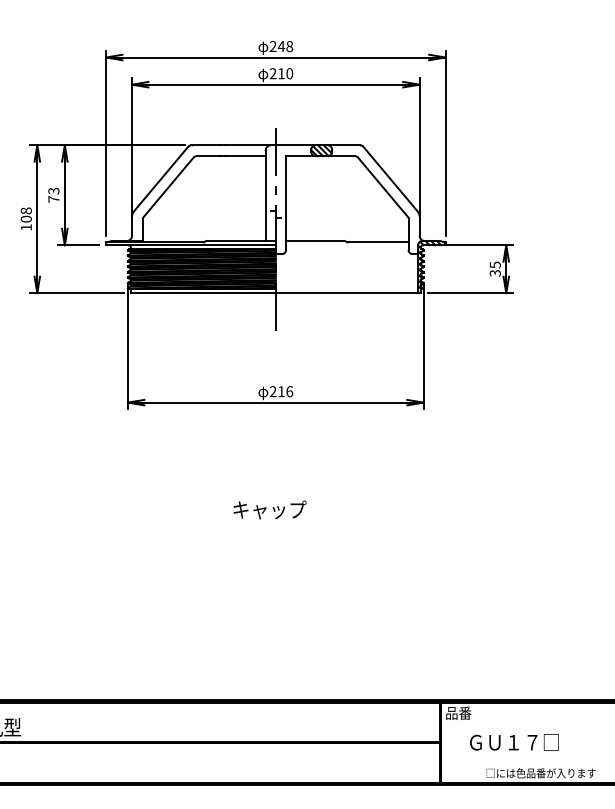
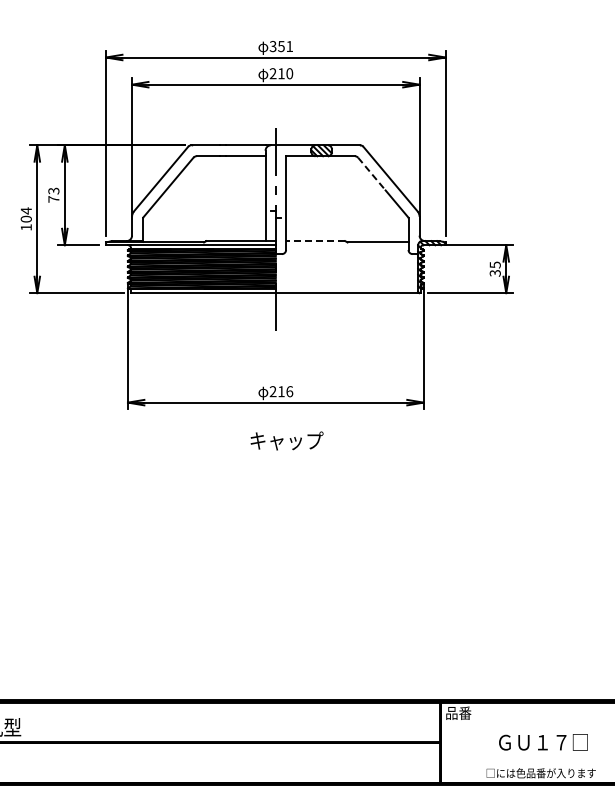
text: 248 -> 351 (281, 46)
line: solid -> dashed (372, 174)
text: 108 -> 104 (25, 210)
line: solid -> dashed (315, 241)
text position: (269, 509) -> (286, 440) (286, 440)
text position: (514, 742) -> (543, 742) (543, 742)
